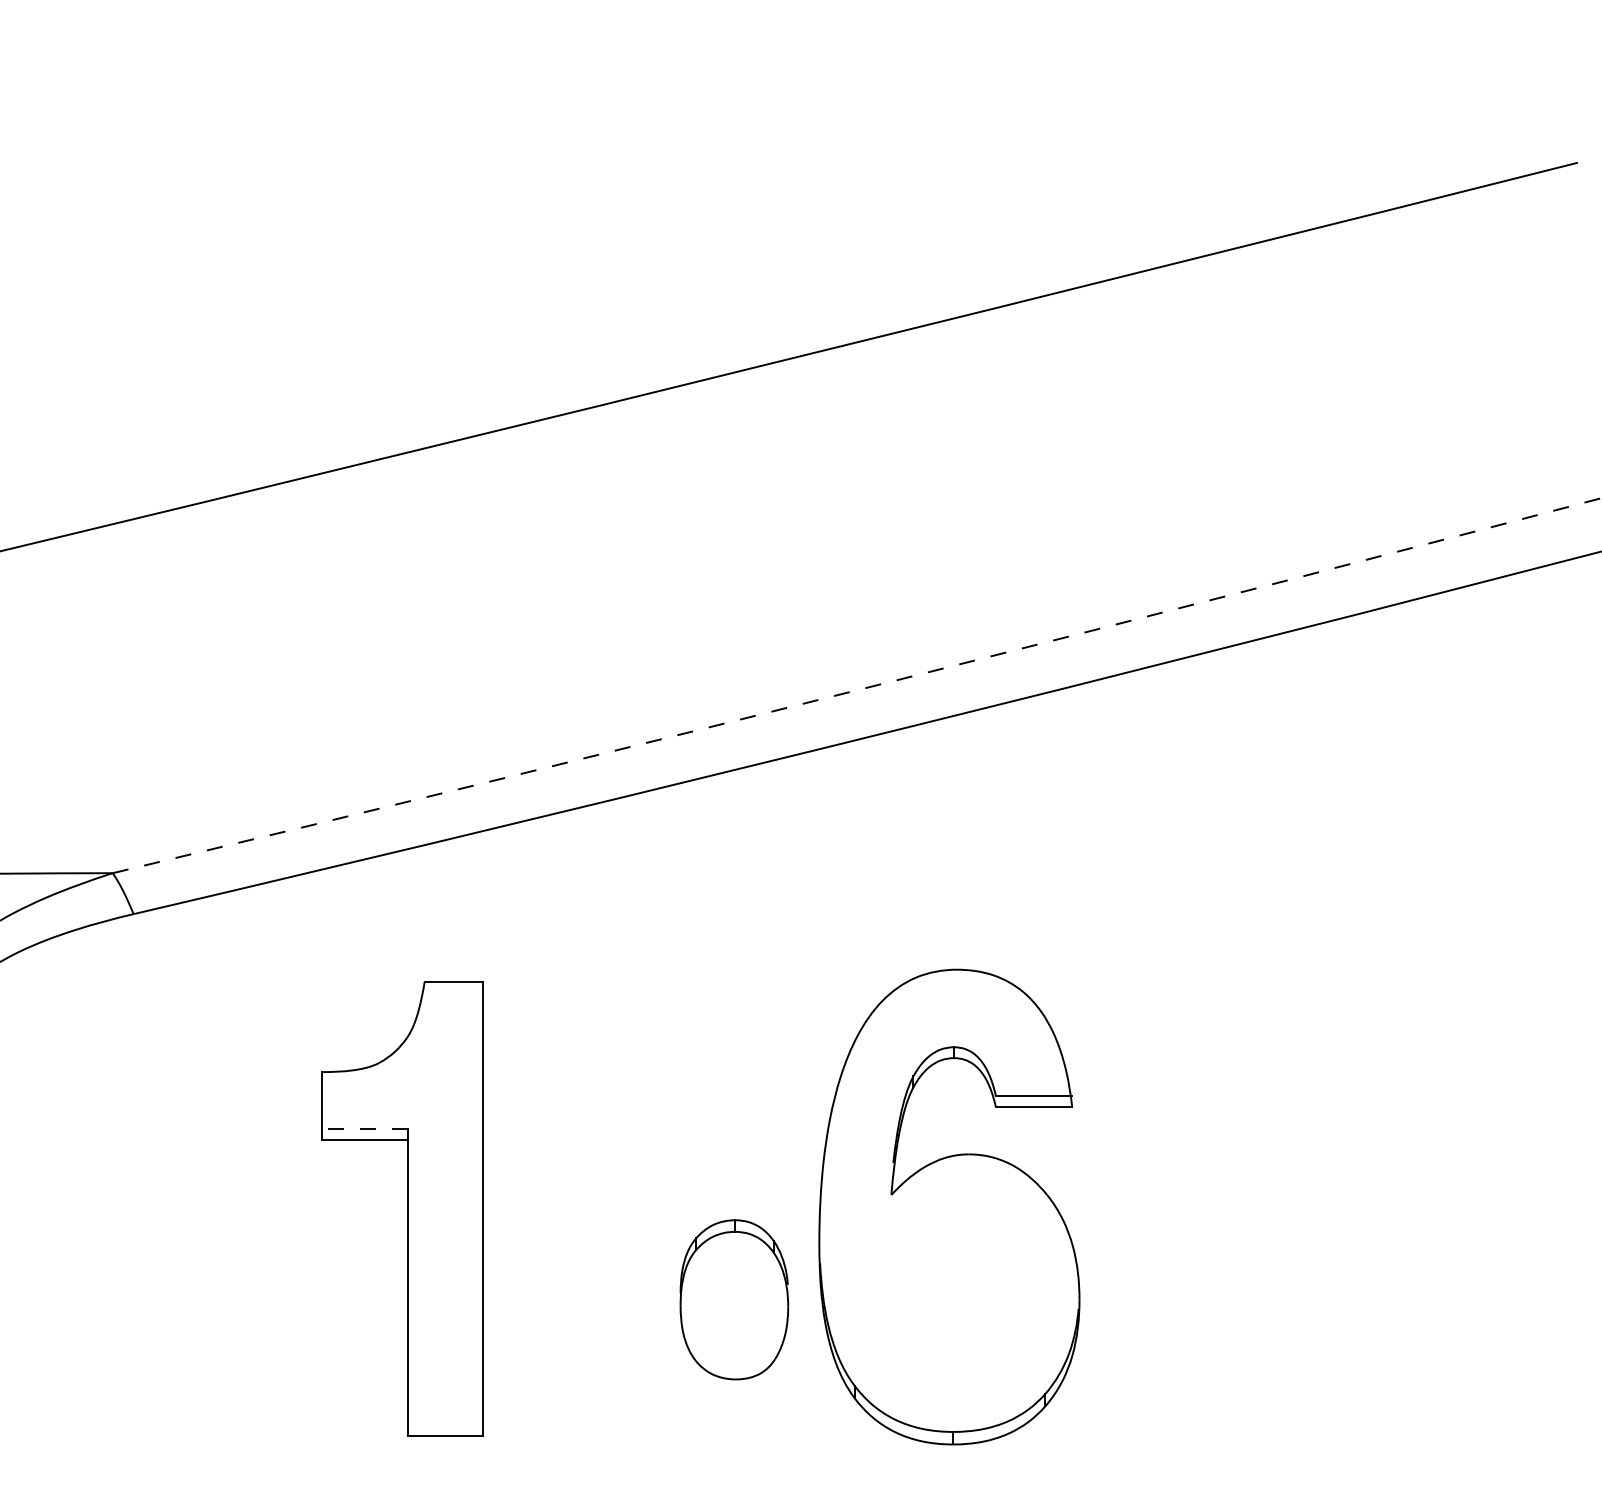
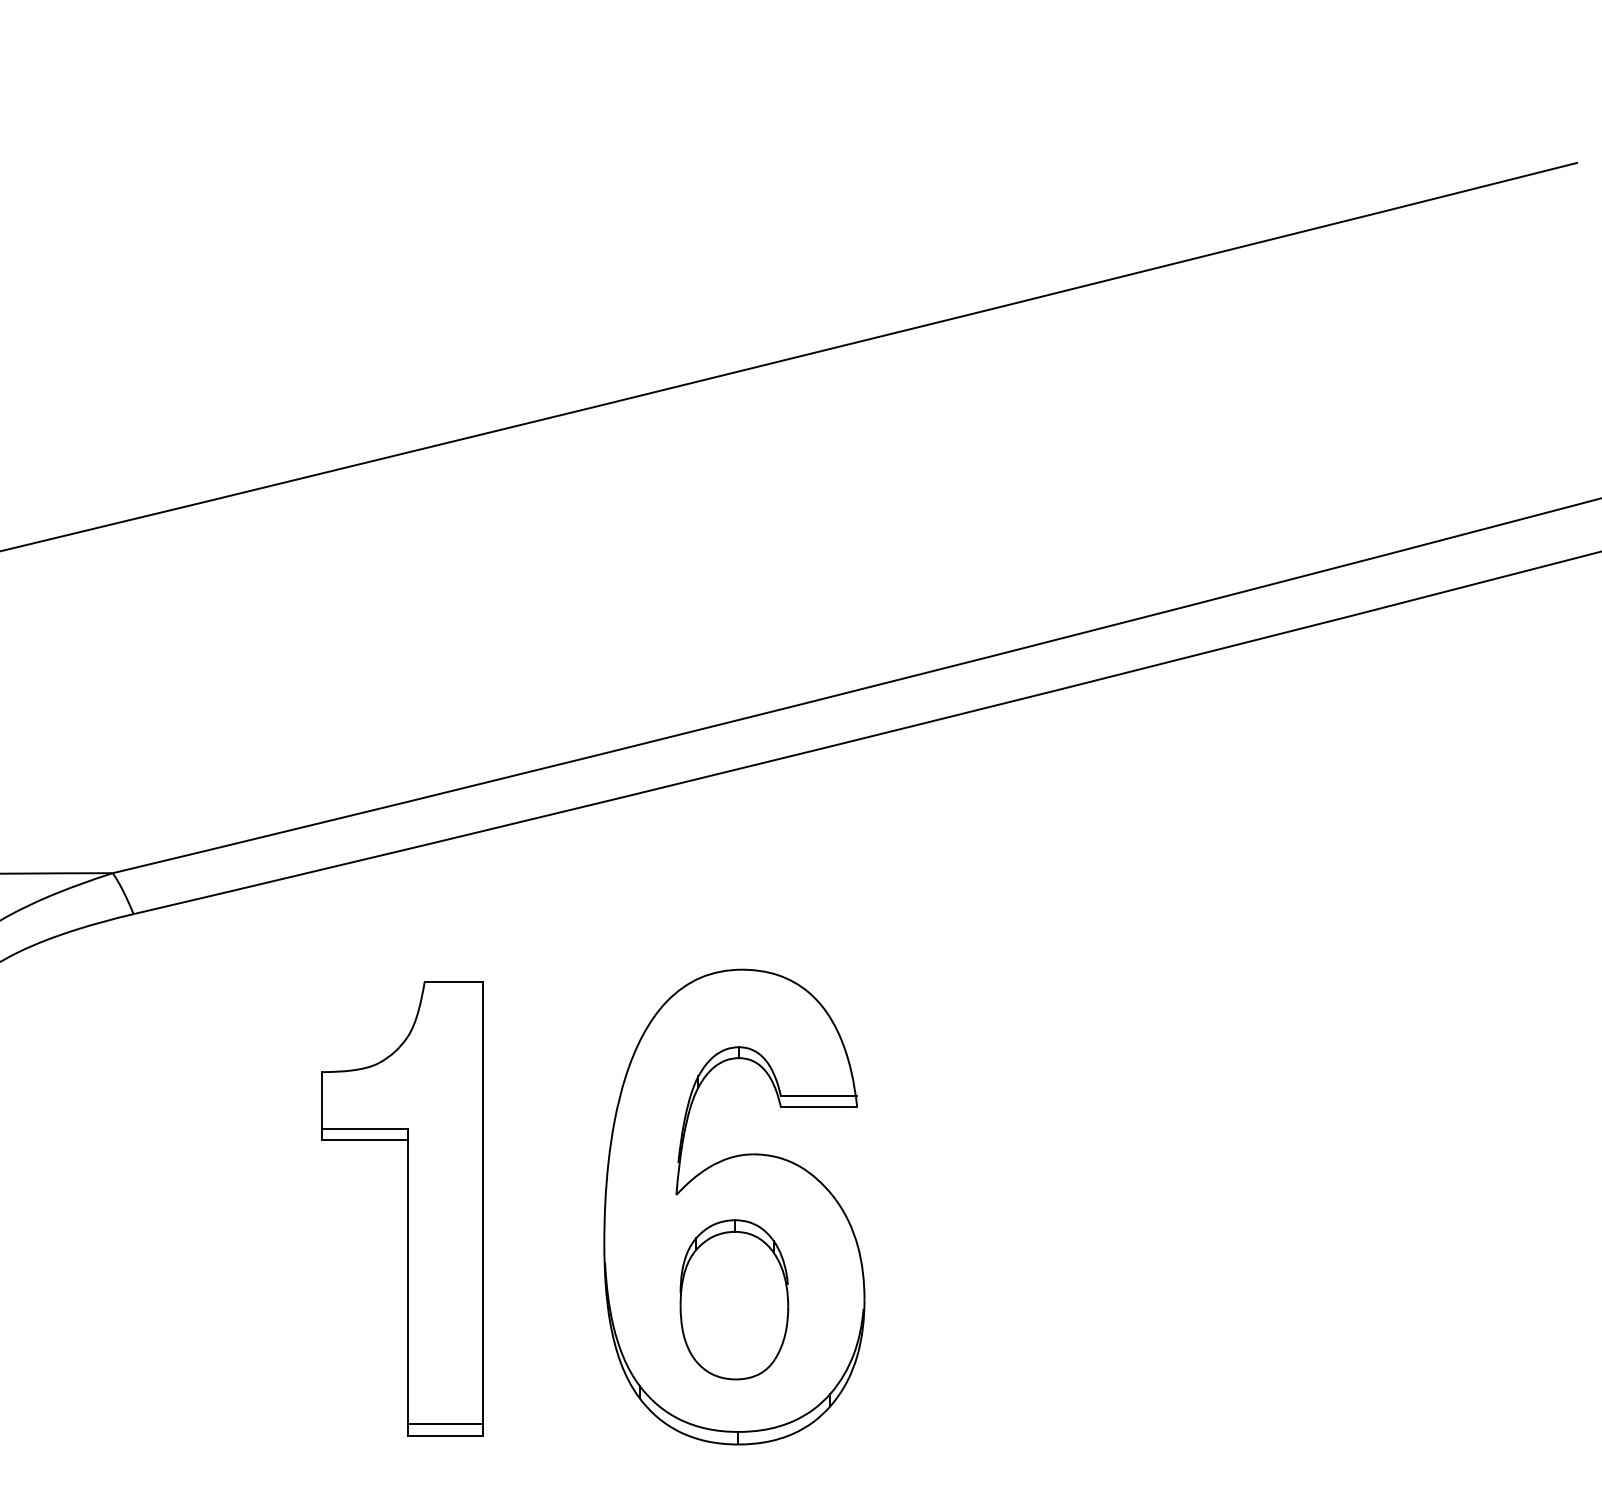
arc: dashed -> solid (859, 689)
line: dashed -> solid (364, 1128)
part position: (949, 1206) -> (734, 1206) (734, 1206)
line: none -> present (445, 1423)
